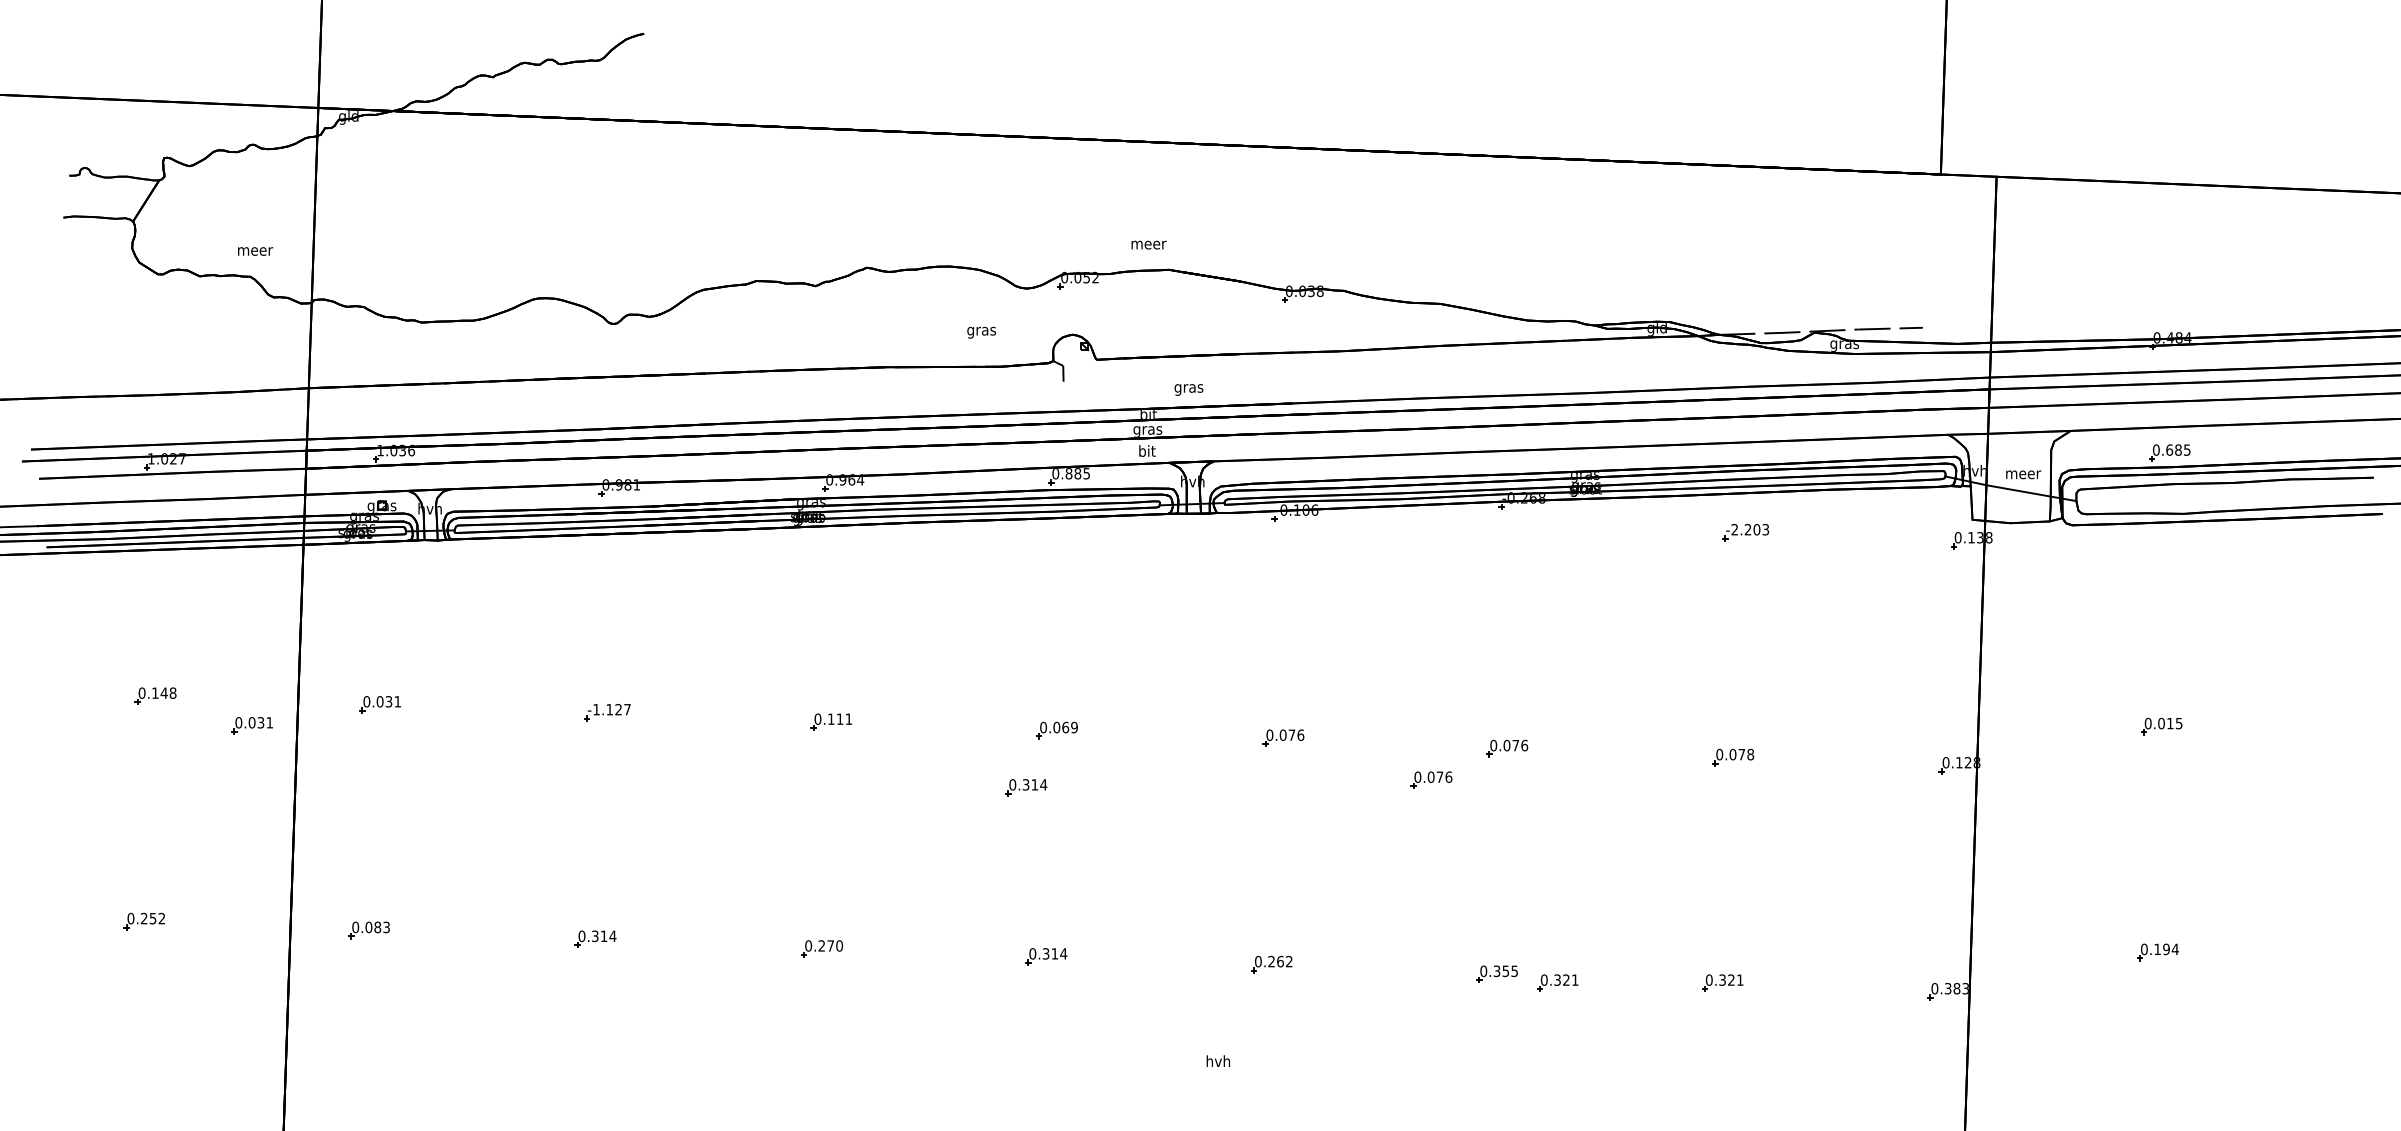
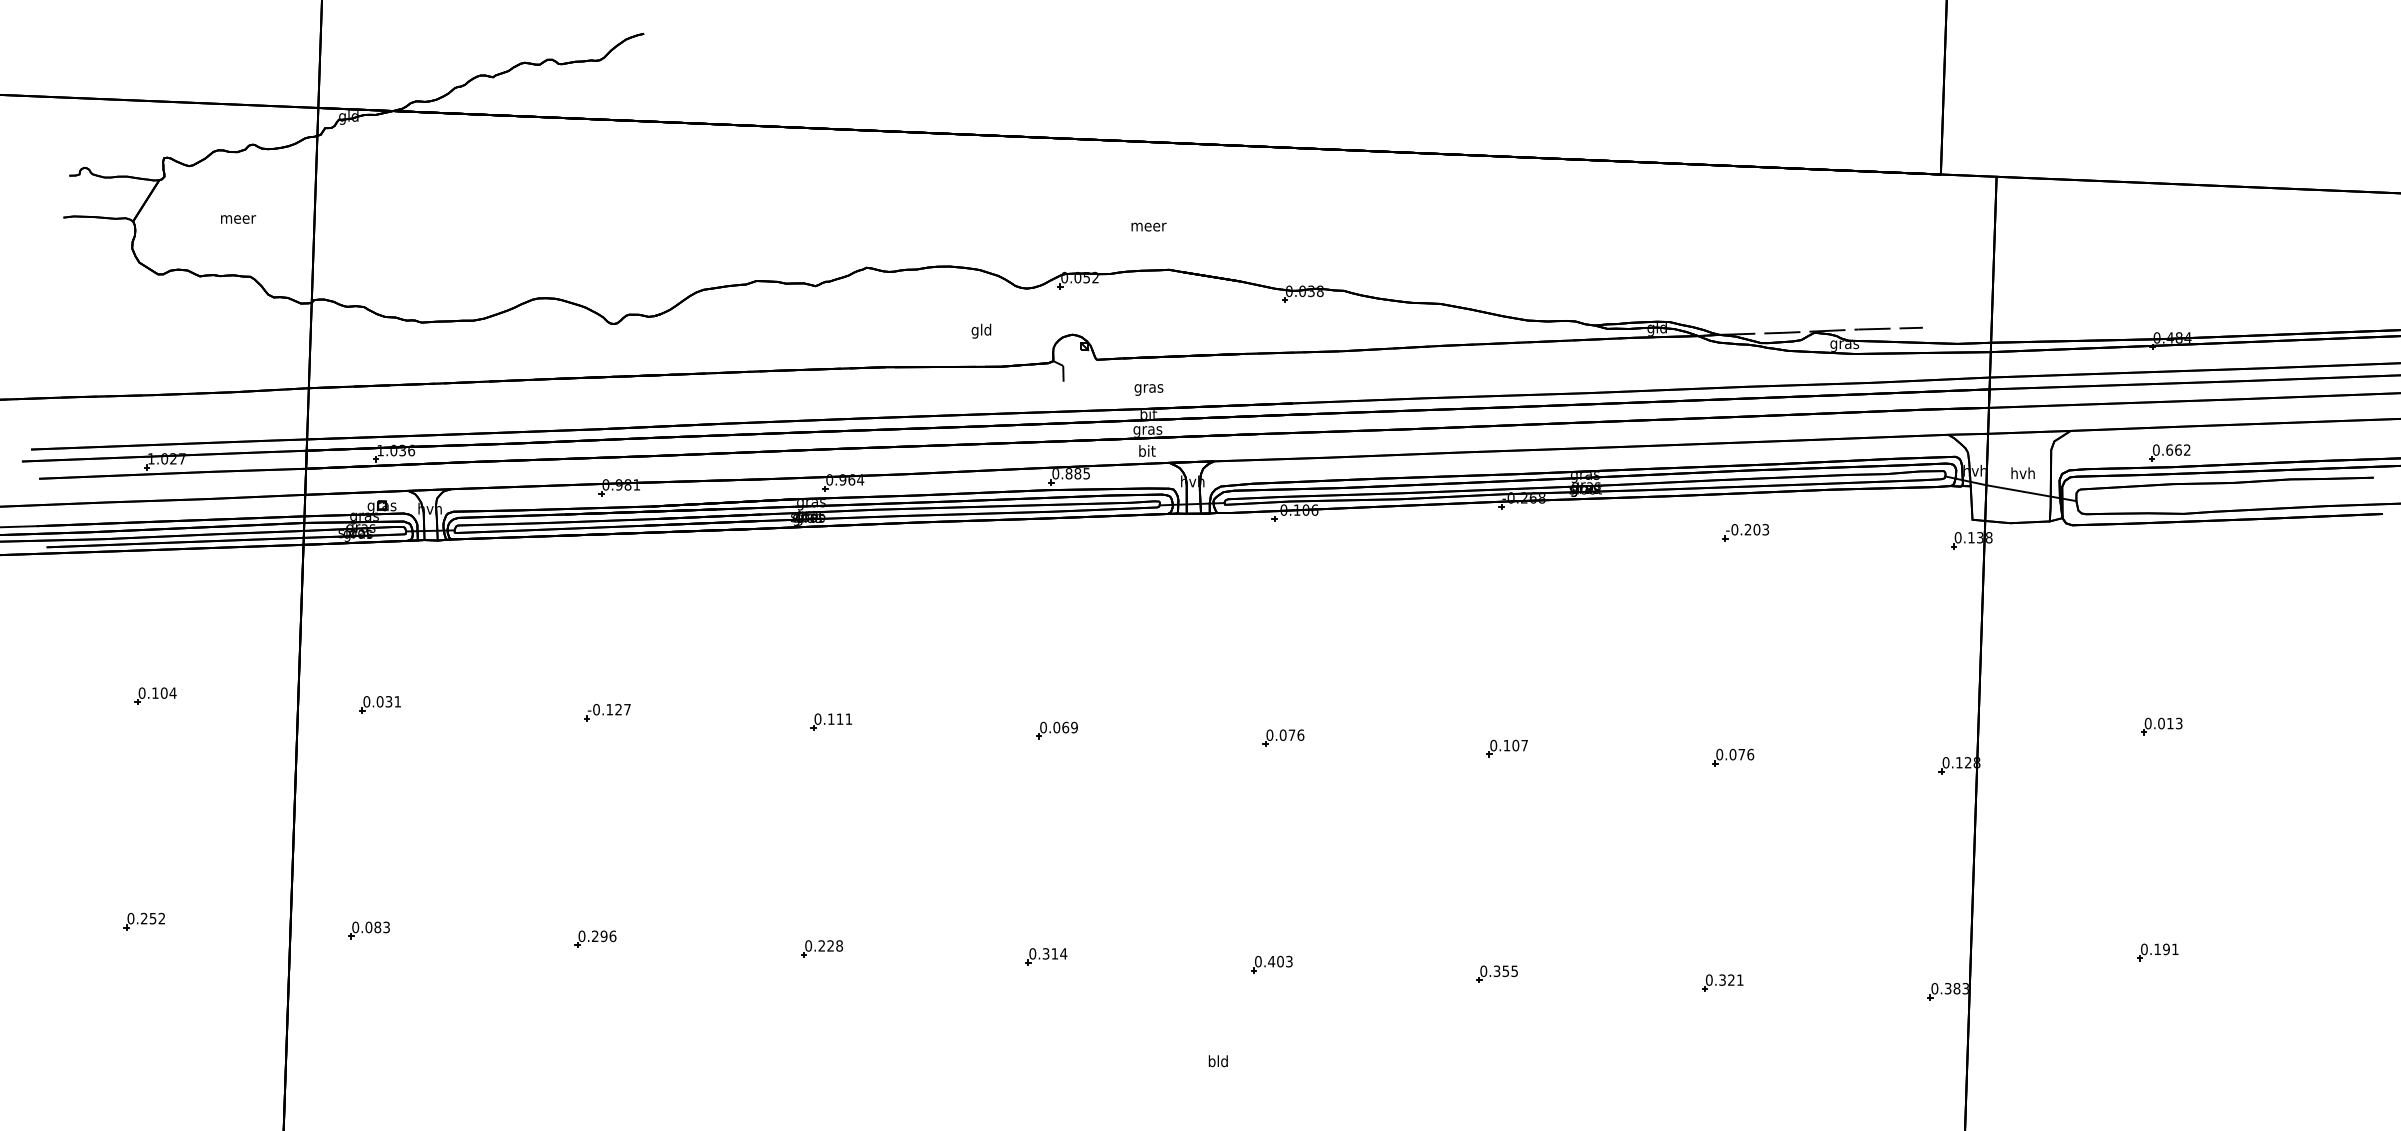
text position: (1148, 244) -> (1148, 226) (1148, 226)
text position: (255, 251) -> (238, 219) (238, 219)
text: gras -> gld (981, 330)
text position: (1188, 389) -> (1148, 389) (1148, 389)
text: 0.685 -> 0.662 (2182, 449)
text: meer -> hvh (2023, 473)
text: -2.203 -> -0.203 (1734, 529)
text: 0.148 -> 0.104 (168, 692)
text: -1.127 -> -0.127 (596, 709)
text: 0.015 -> 0.013 (2179, 722)
part: present -> none (251, 725)
text: 0.076 -> 0.107 (1515, 745)
text: 0.078 -> 0.076 (1750, 754)
part: present -> none (1431, 779)
part: present -> none (1026, 787)
text: 0.314 -> 0.296 (604, 936)
text: 0.270 -> 0.228 (835, 945)
text: 0.194 -> 0.191 (2174, 948)
text: 0.262 -> 0.403 (1280, 961)
part: present -> none (1557, 982)
text: hvh -> bld (1218, 1061)
